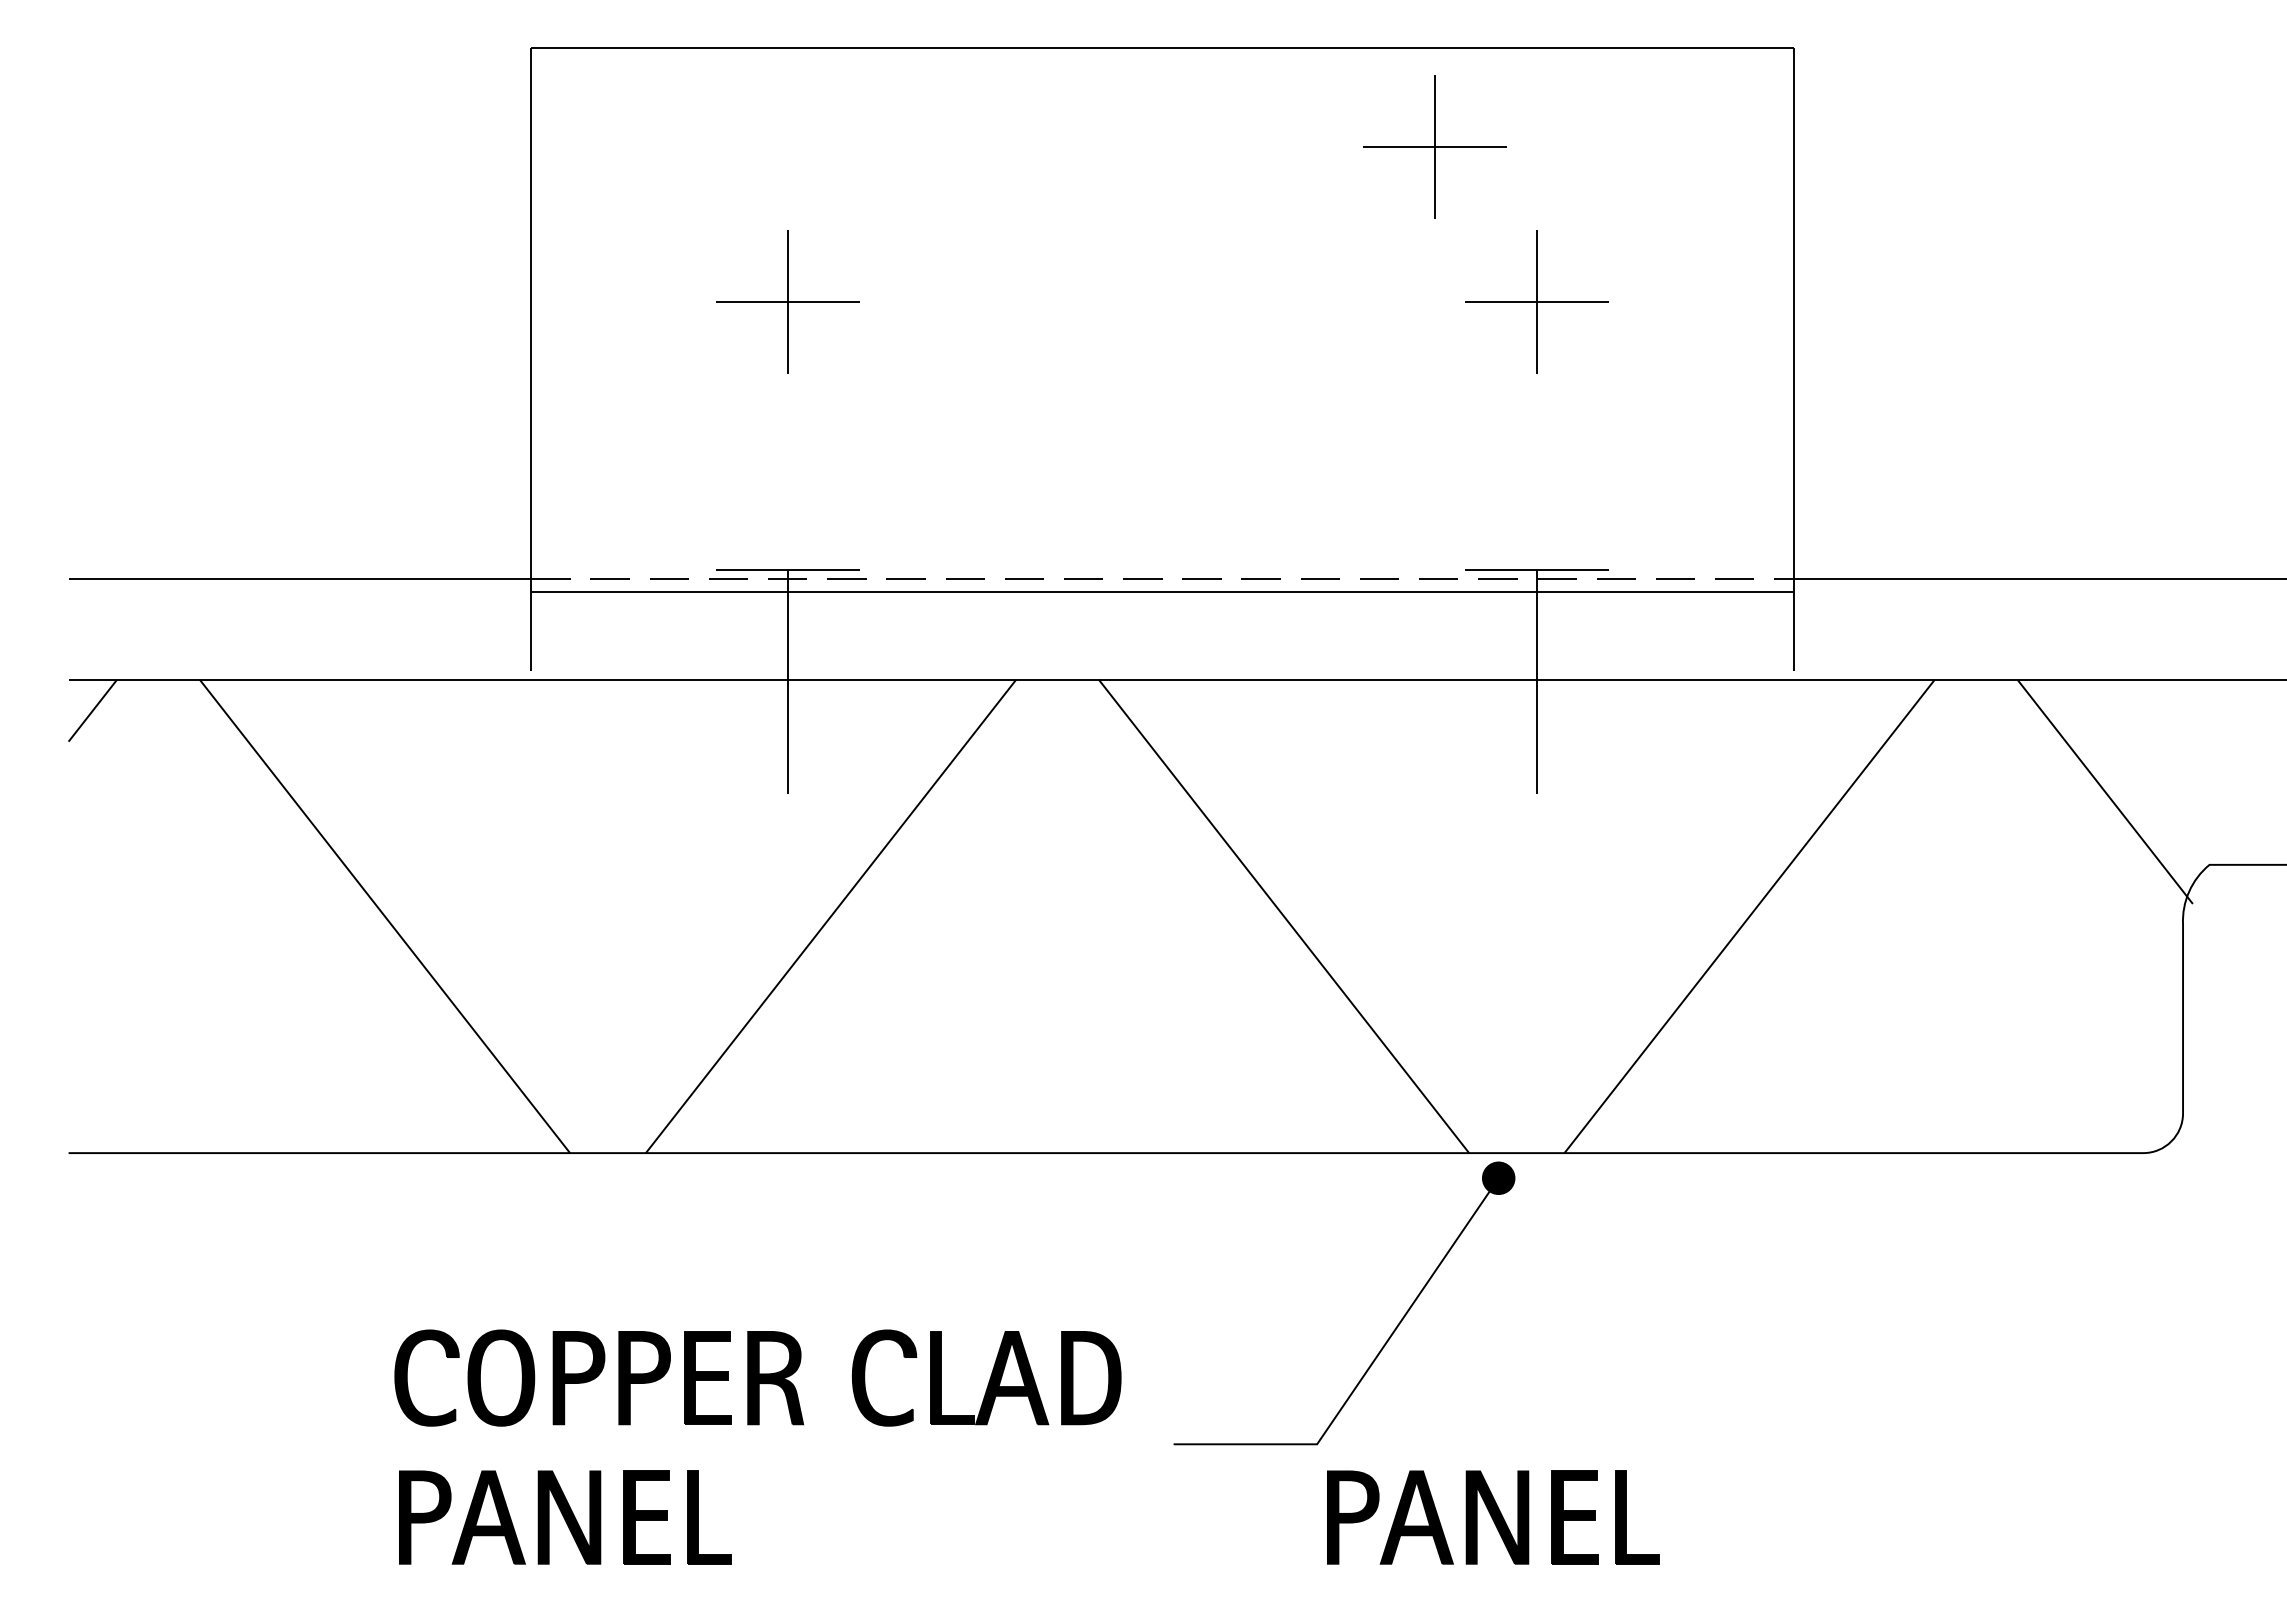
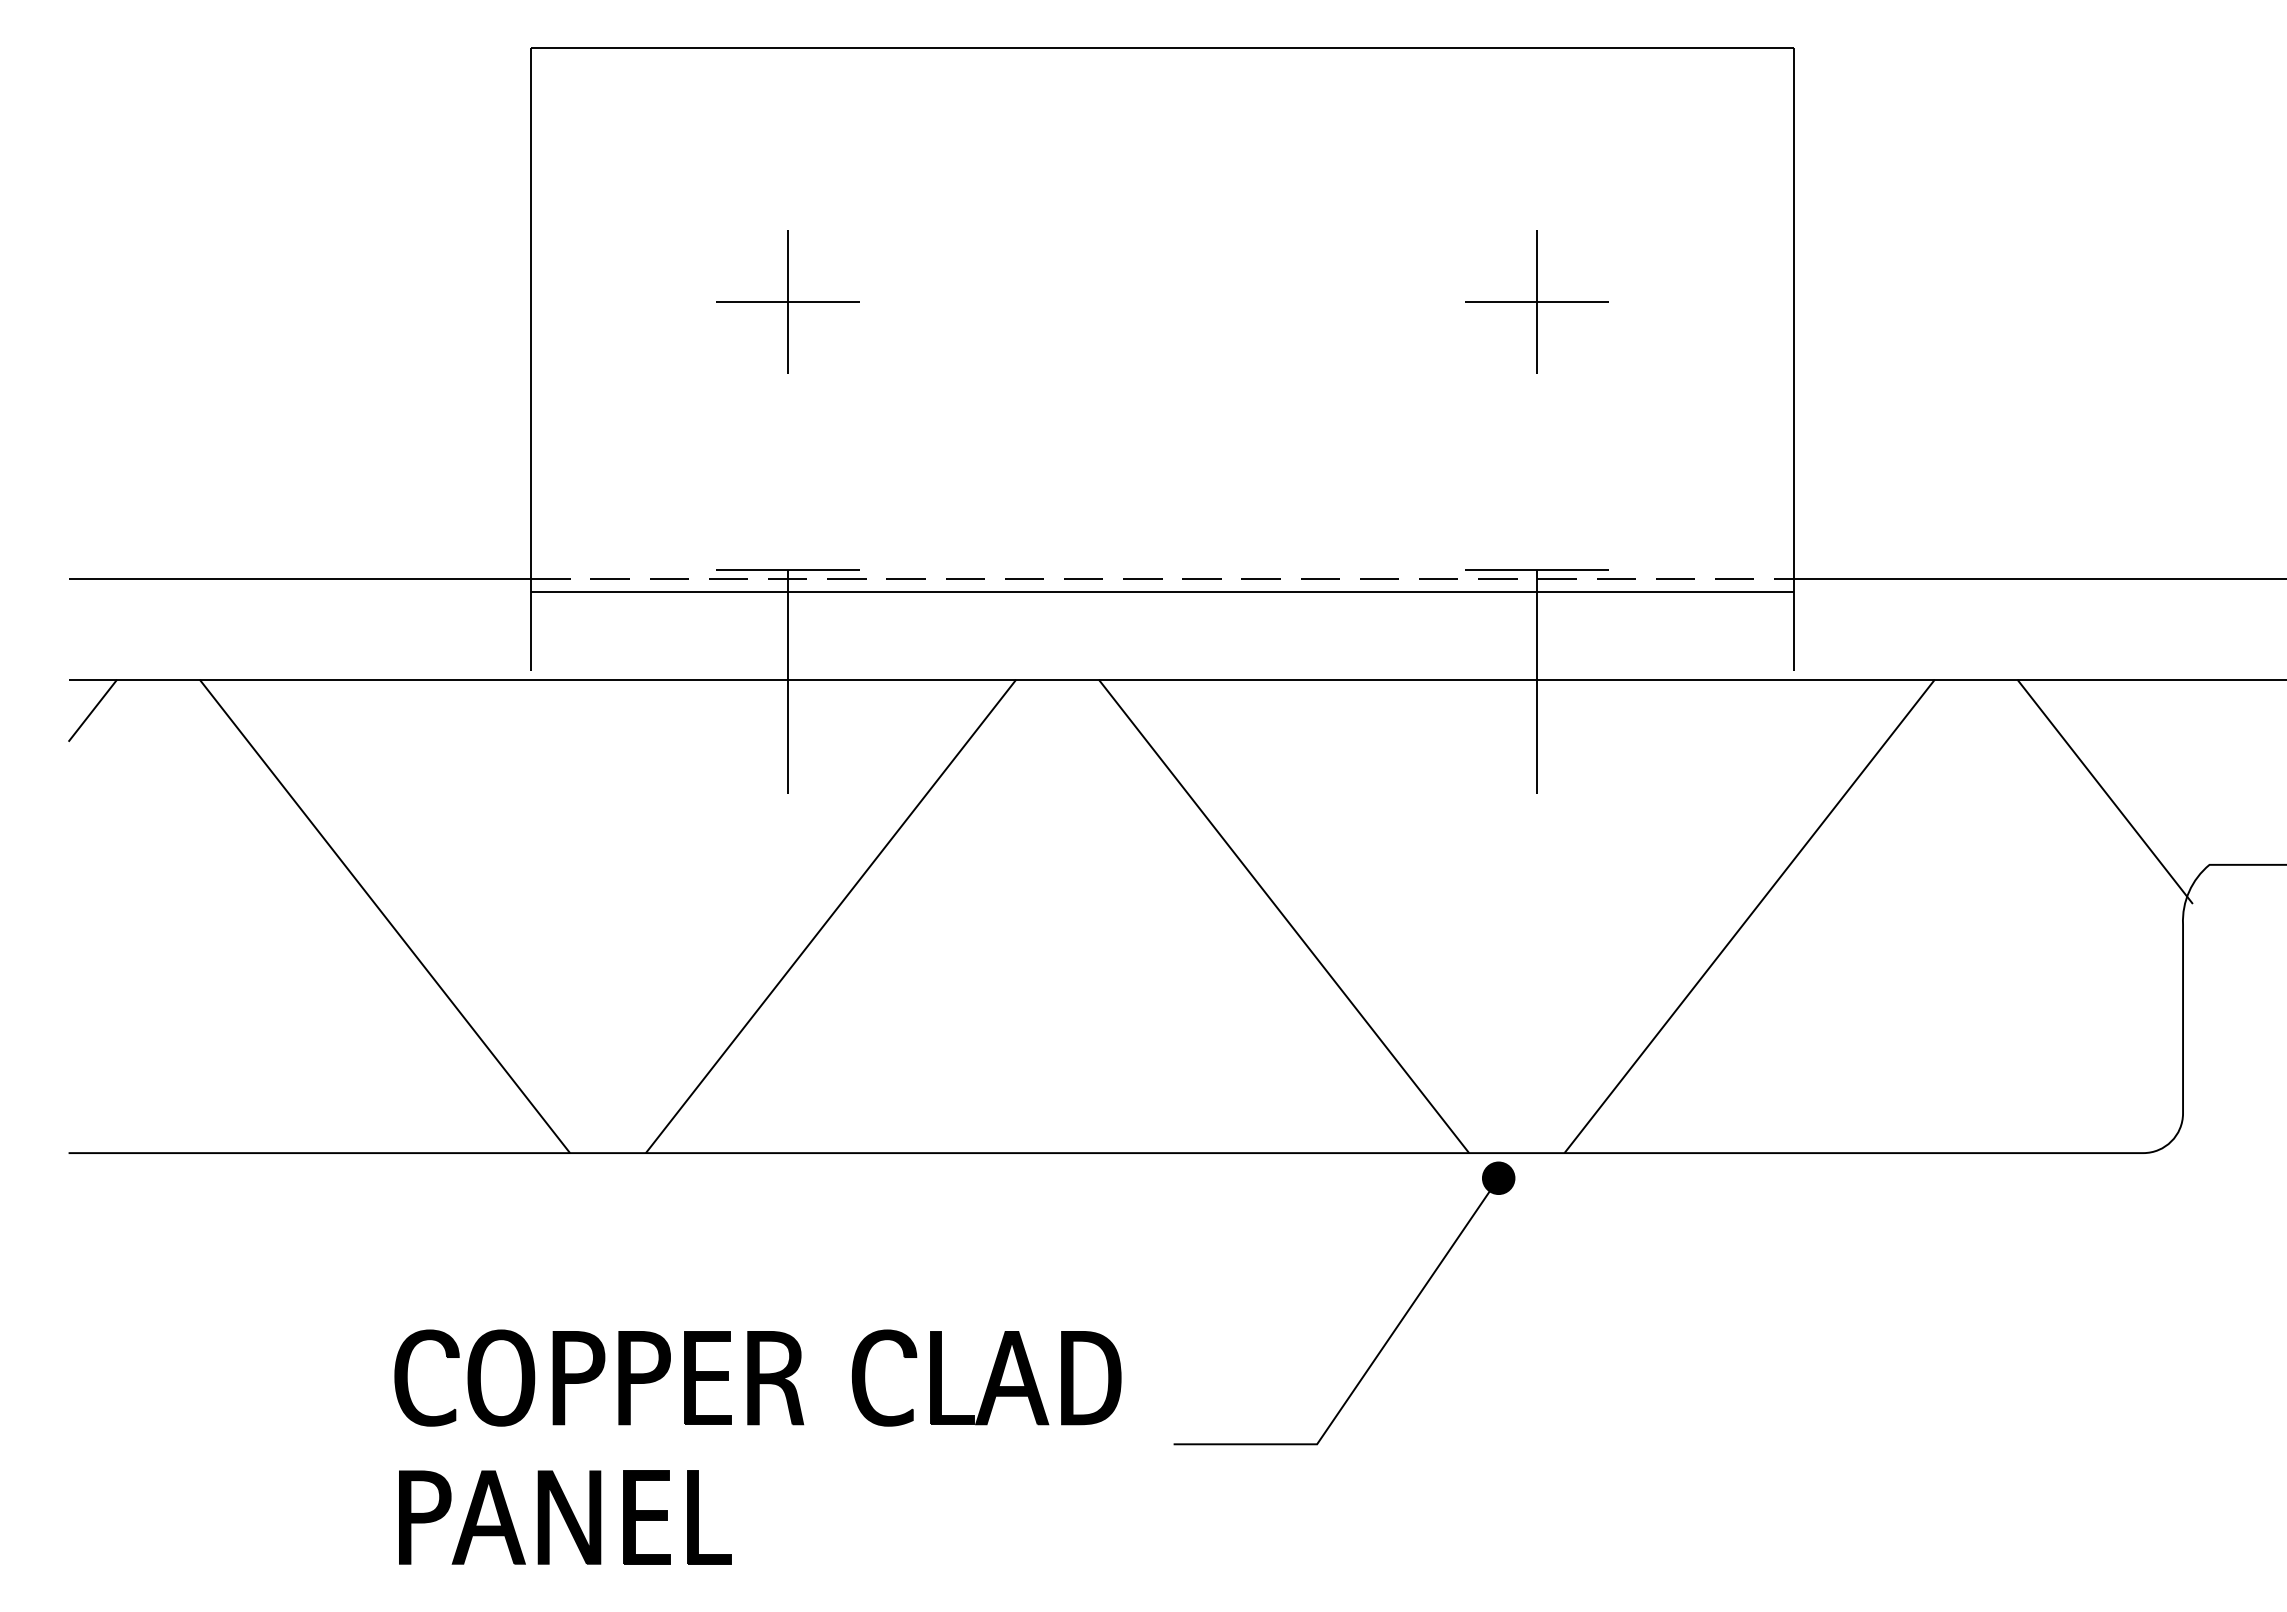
part: present -> none (1434, 146)
part: present -> none (1493, 1517)
